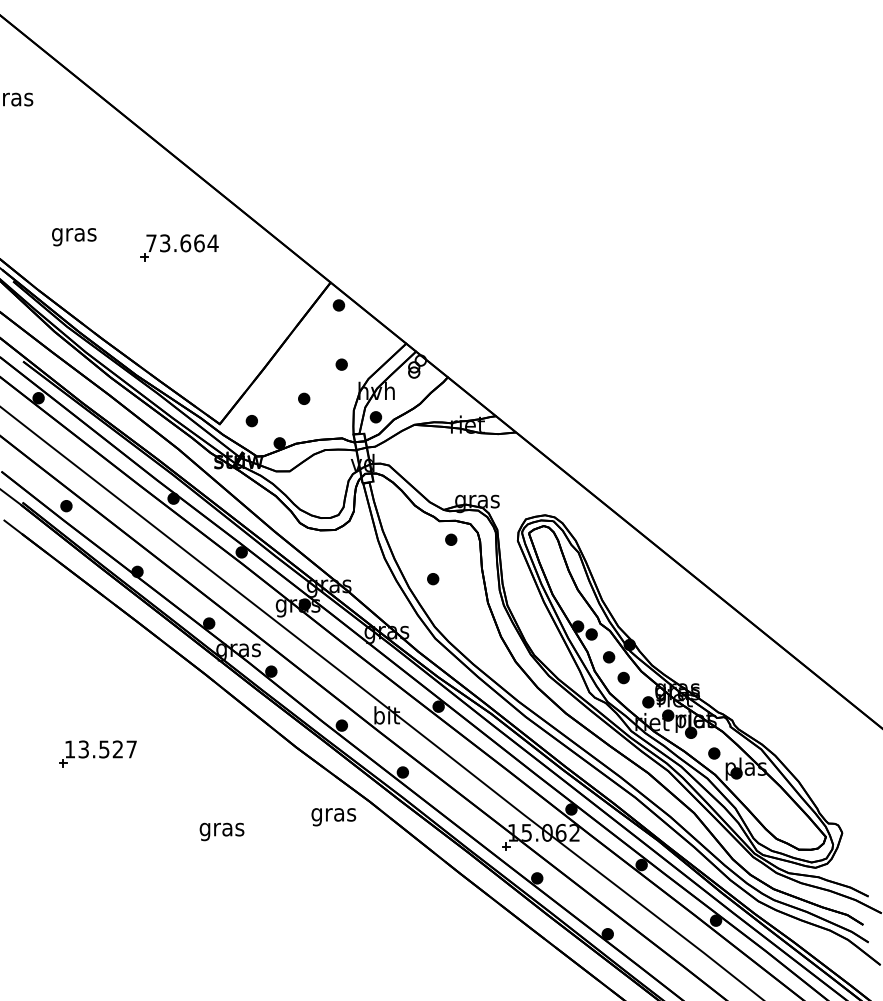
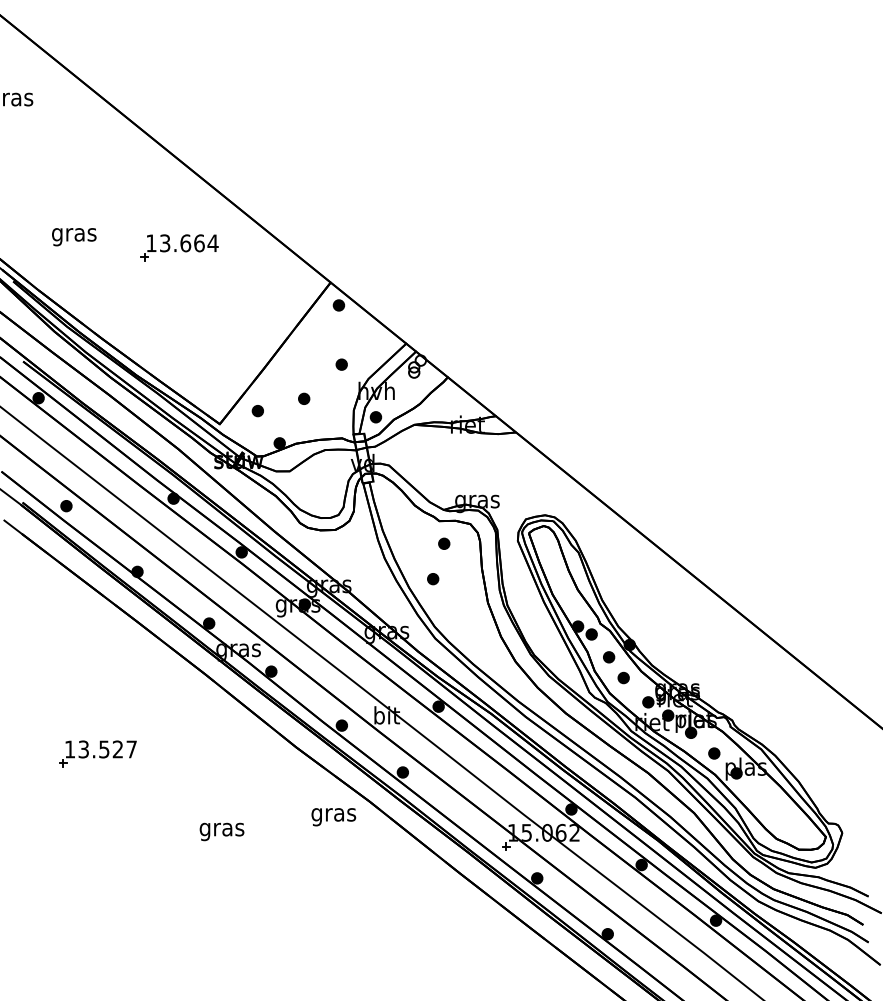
text: 73.664 -> 13.664 (151, 242)
part position: (251, 421) -> (257, 411) (257, 411)
part position: (451, 539) -> (444, 543) (444, 543)
